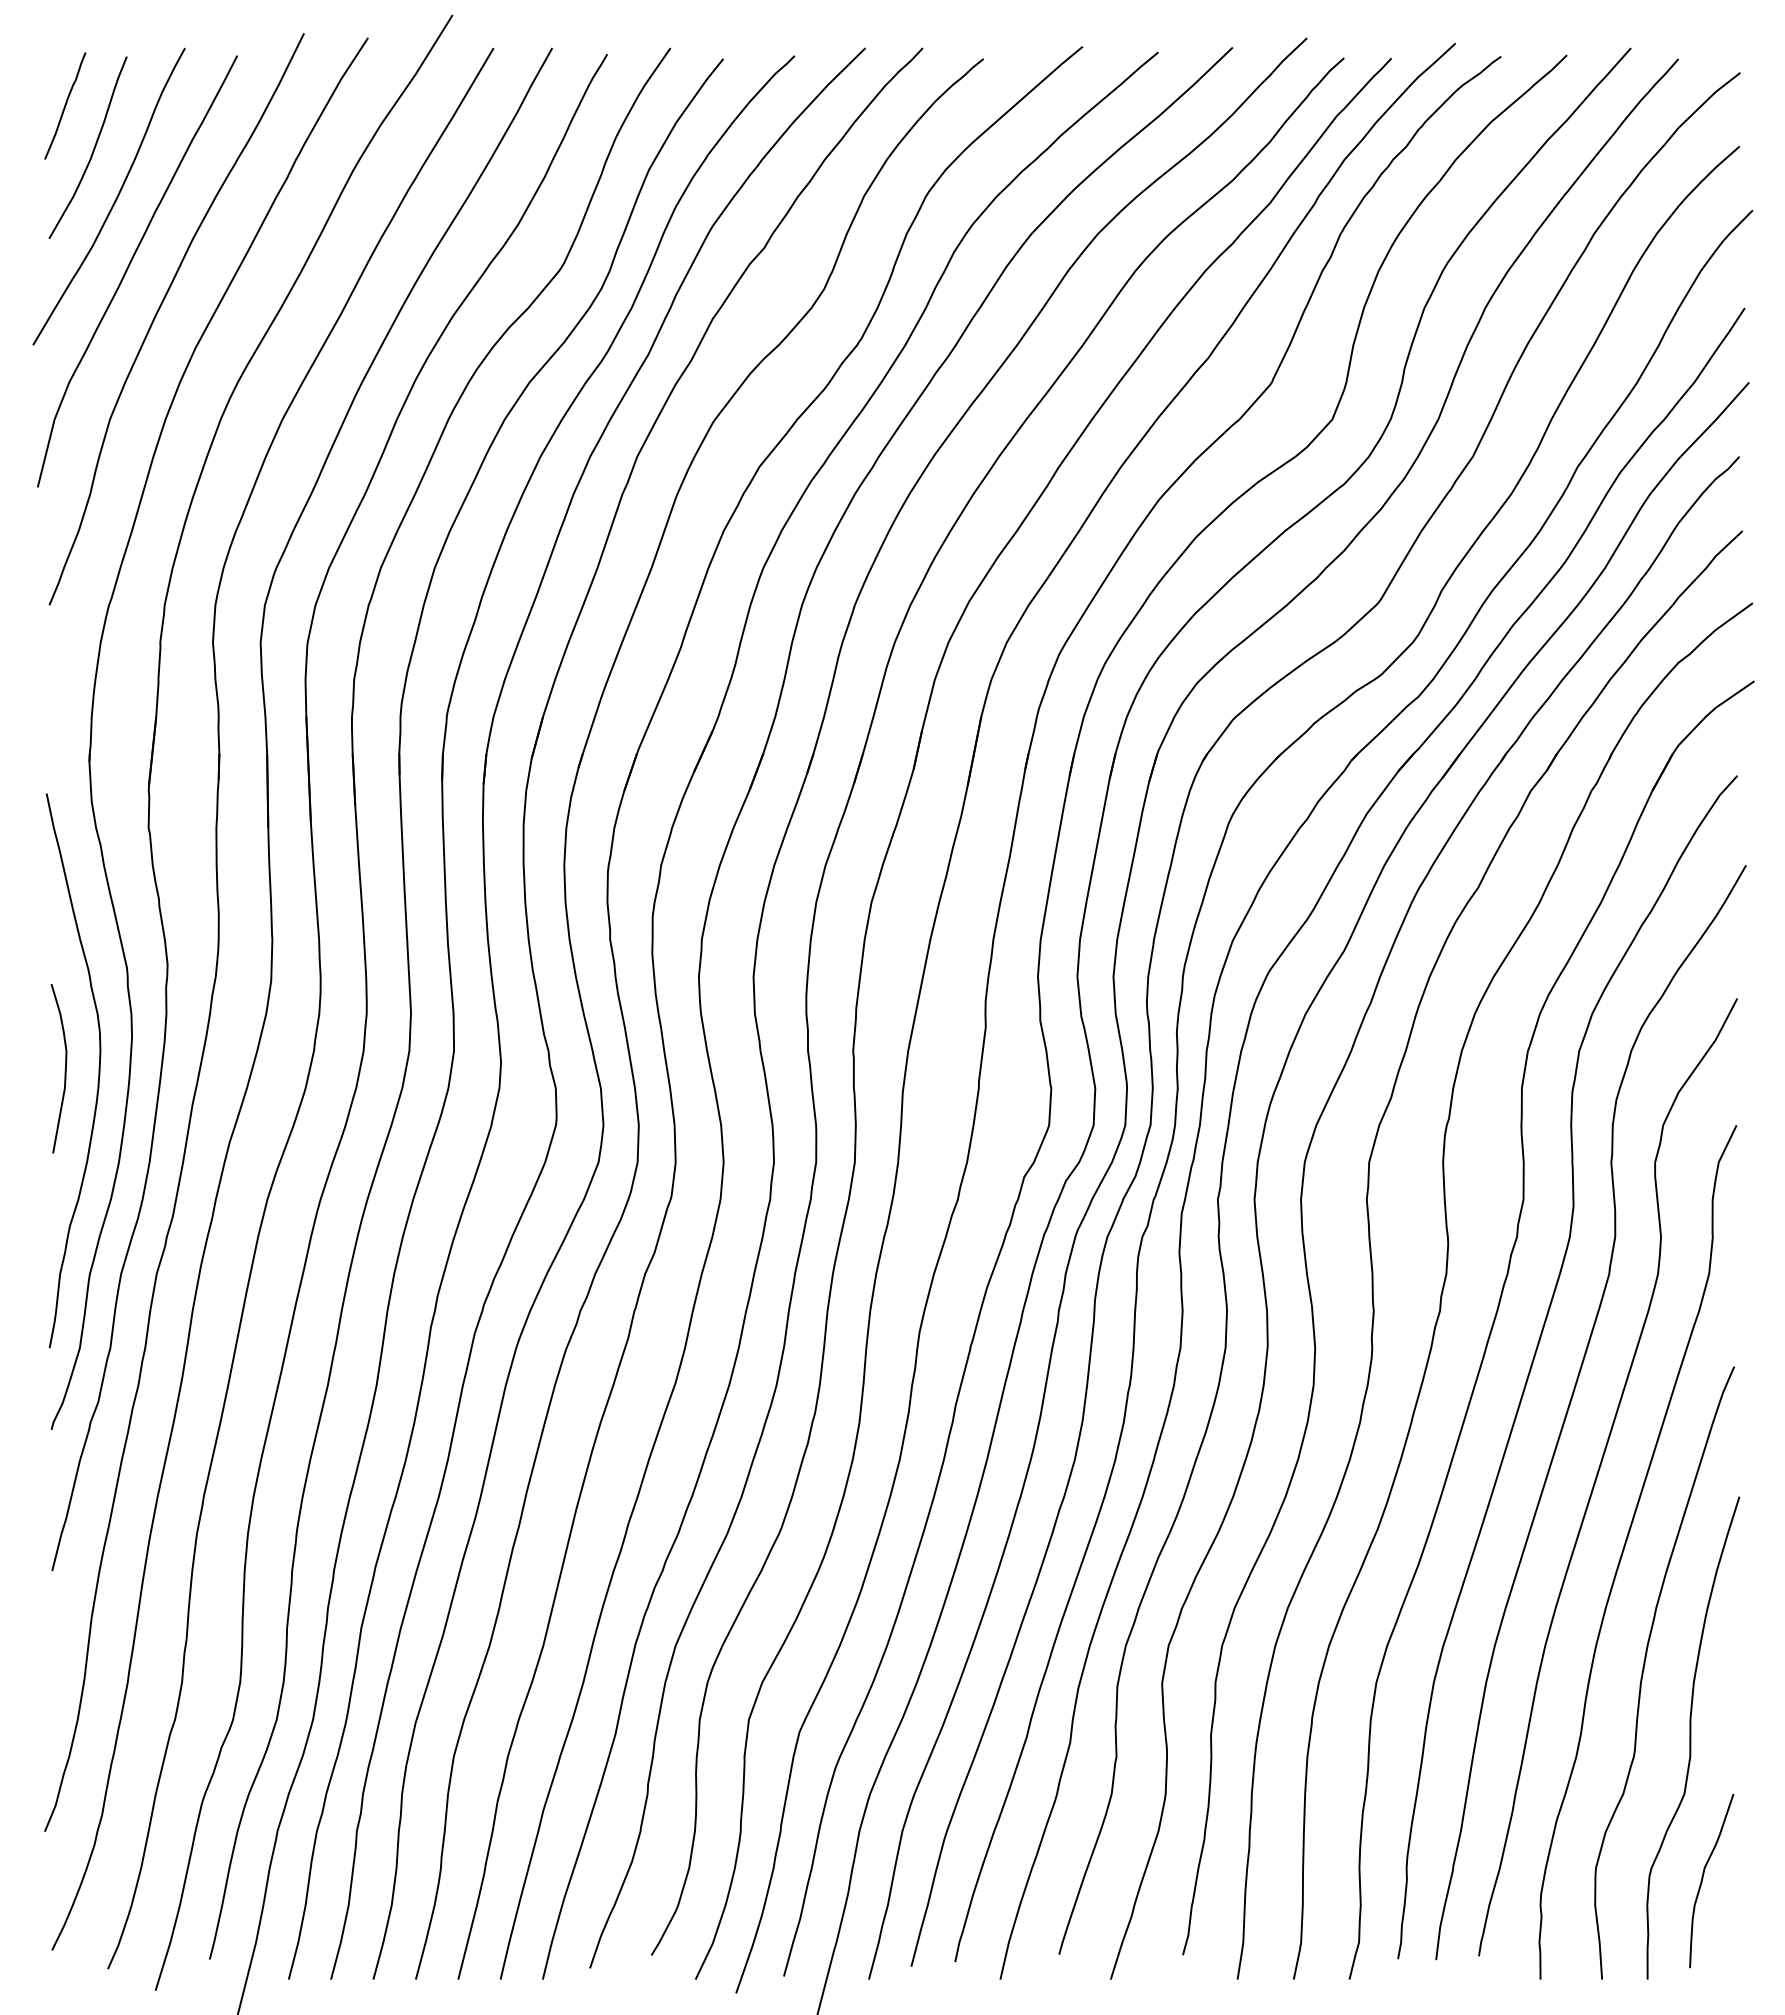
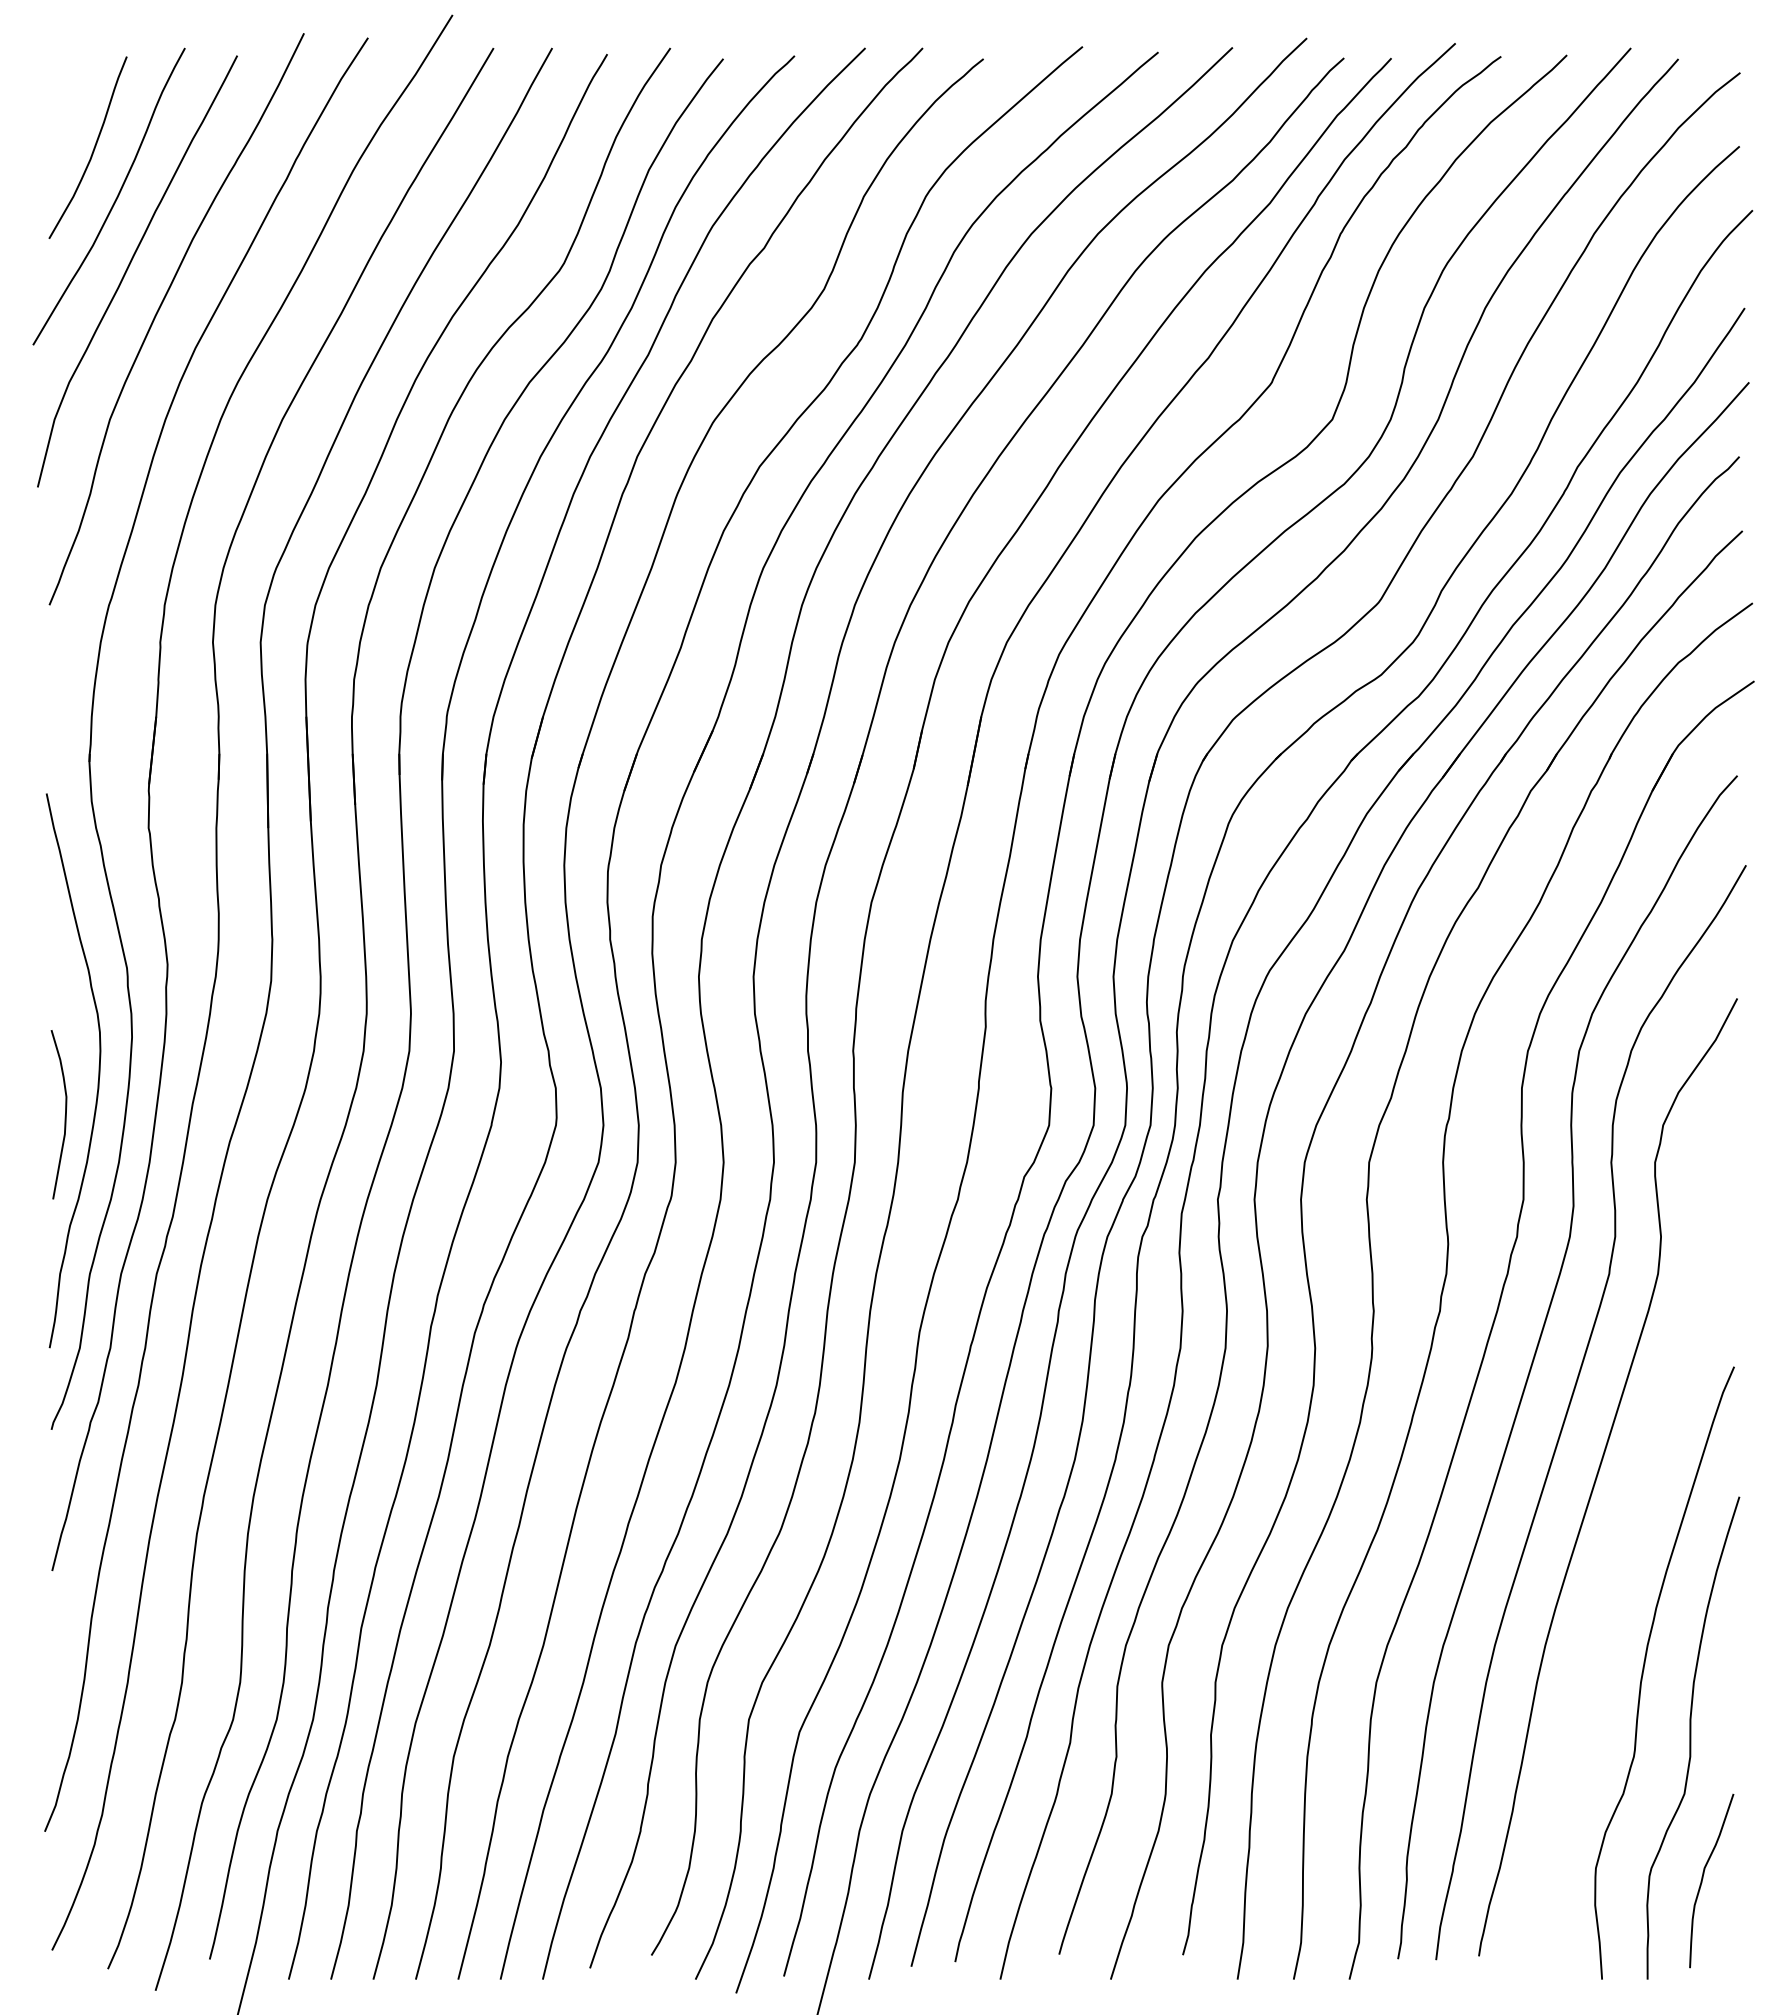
curve: present -> none (65, 105)
curve position: (64, 1070) -> (64, 1116) (64, 1116)
curve: present -> none (1625, 1547)
